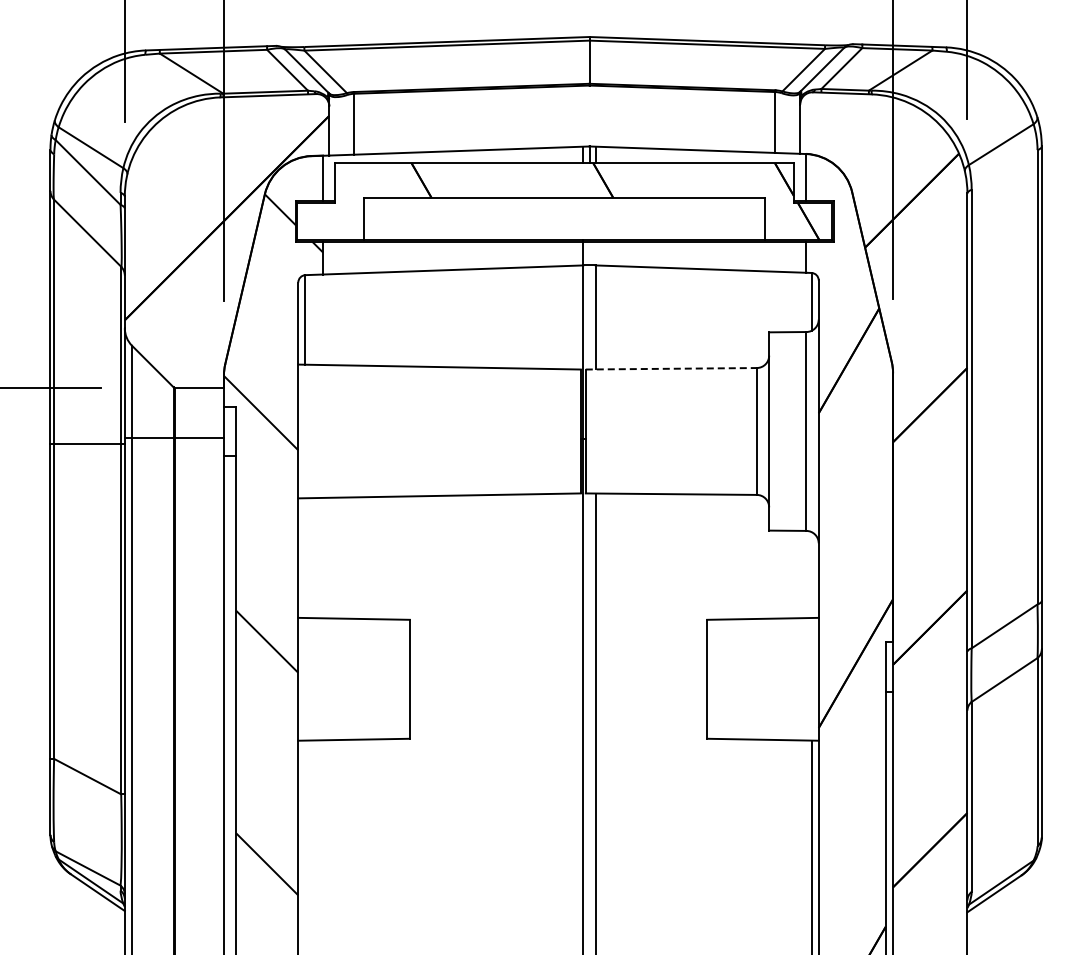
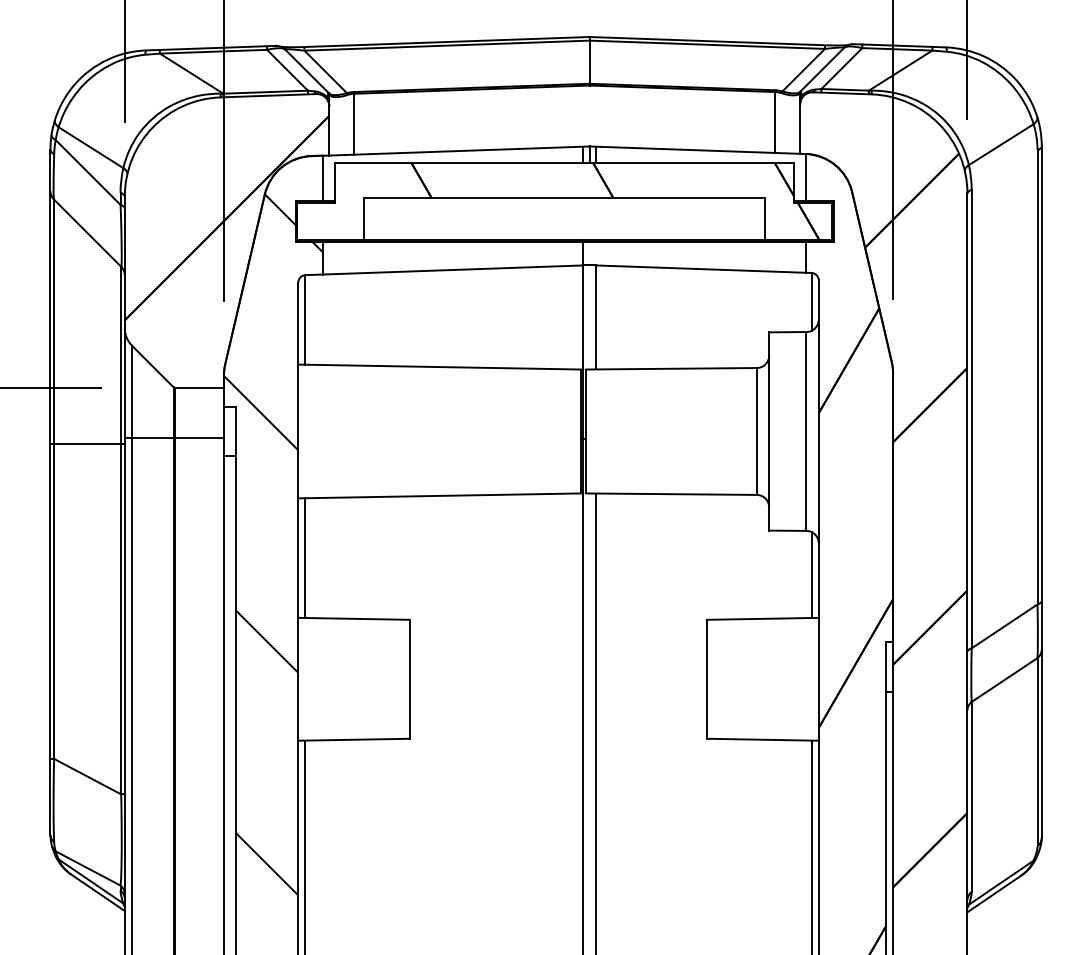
line: dashed -> solid (671, 368)
line: none -> present (305, 558)
line: none -> present (811, 575)
line: none -> present (305, 845)
